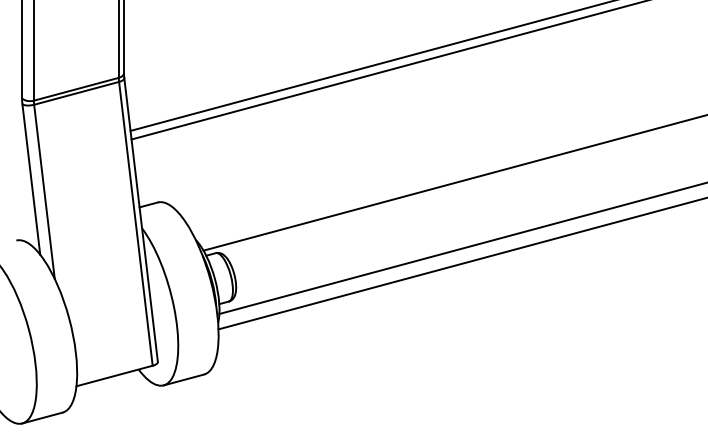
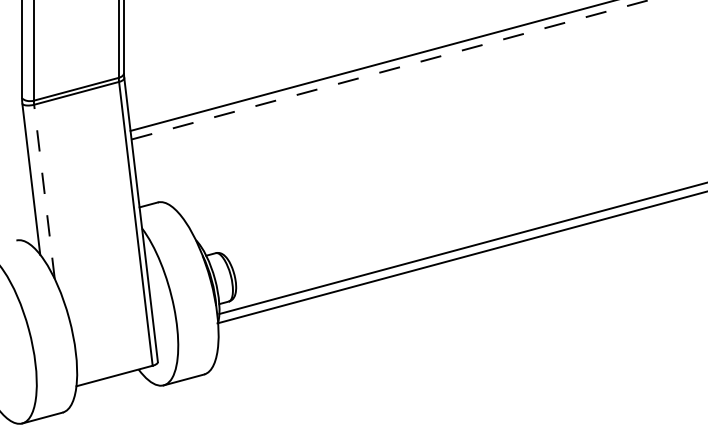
line: solid -> dashed (390, 69)
line: present -> none (453, 182)
line: solid -> dashed (44, 191)
line position: (461, 263) -> (460, 257) (460, 257)
